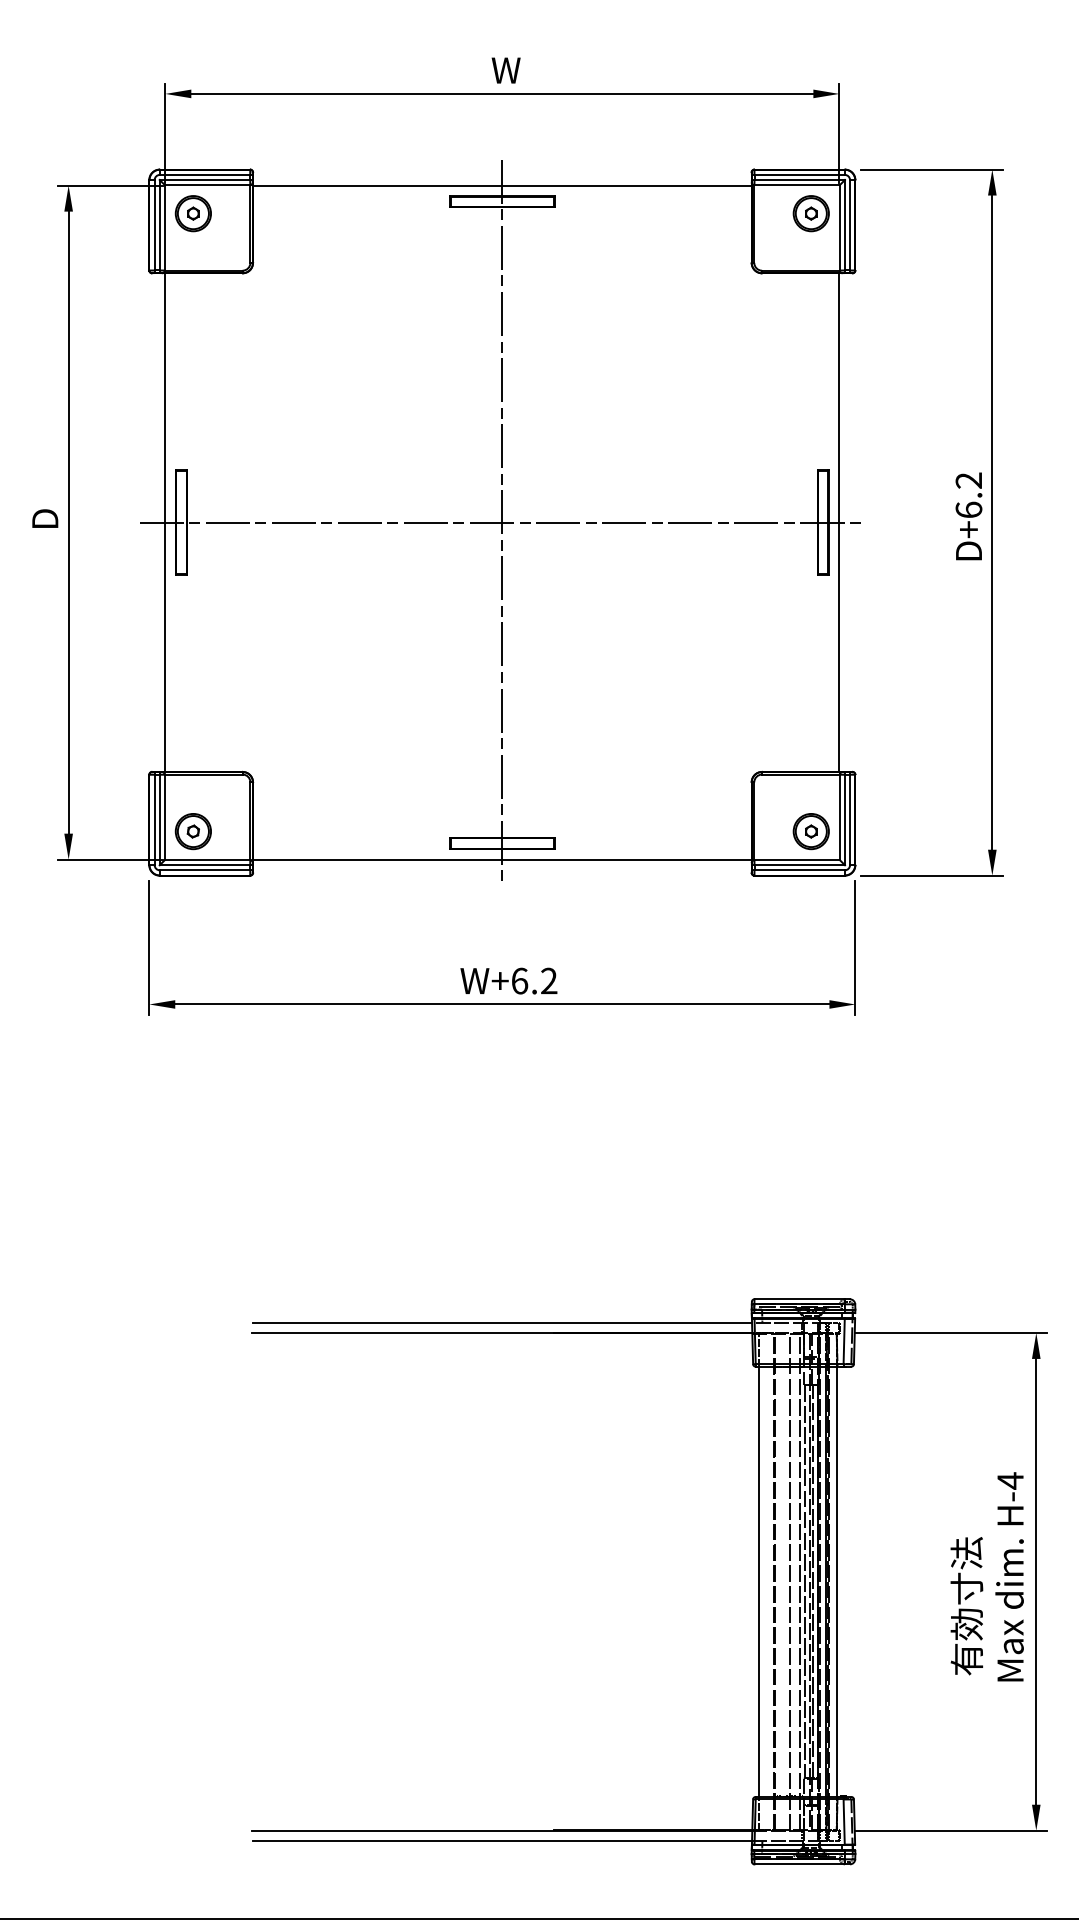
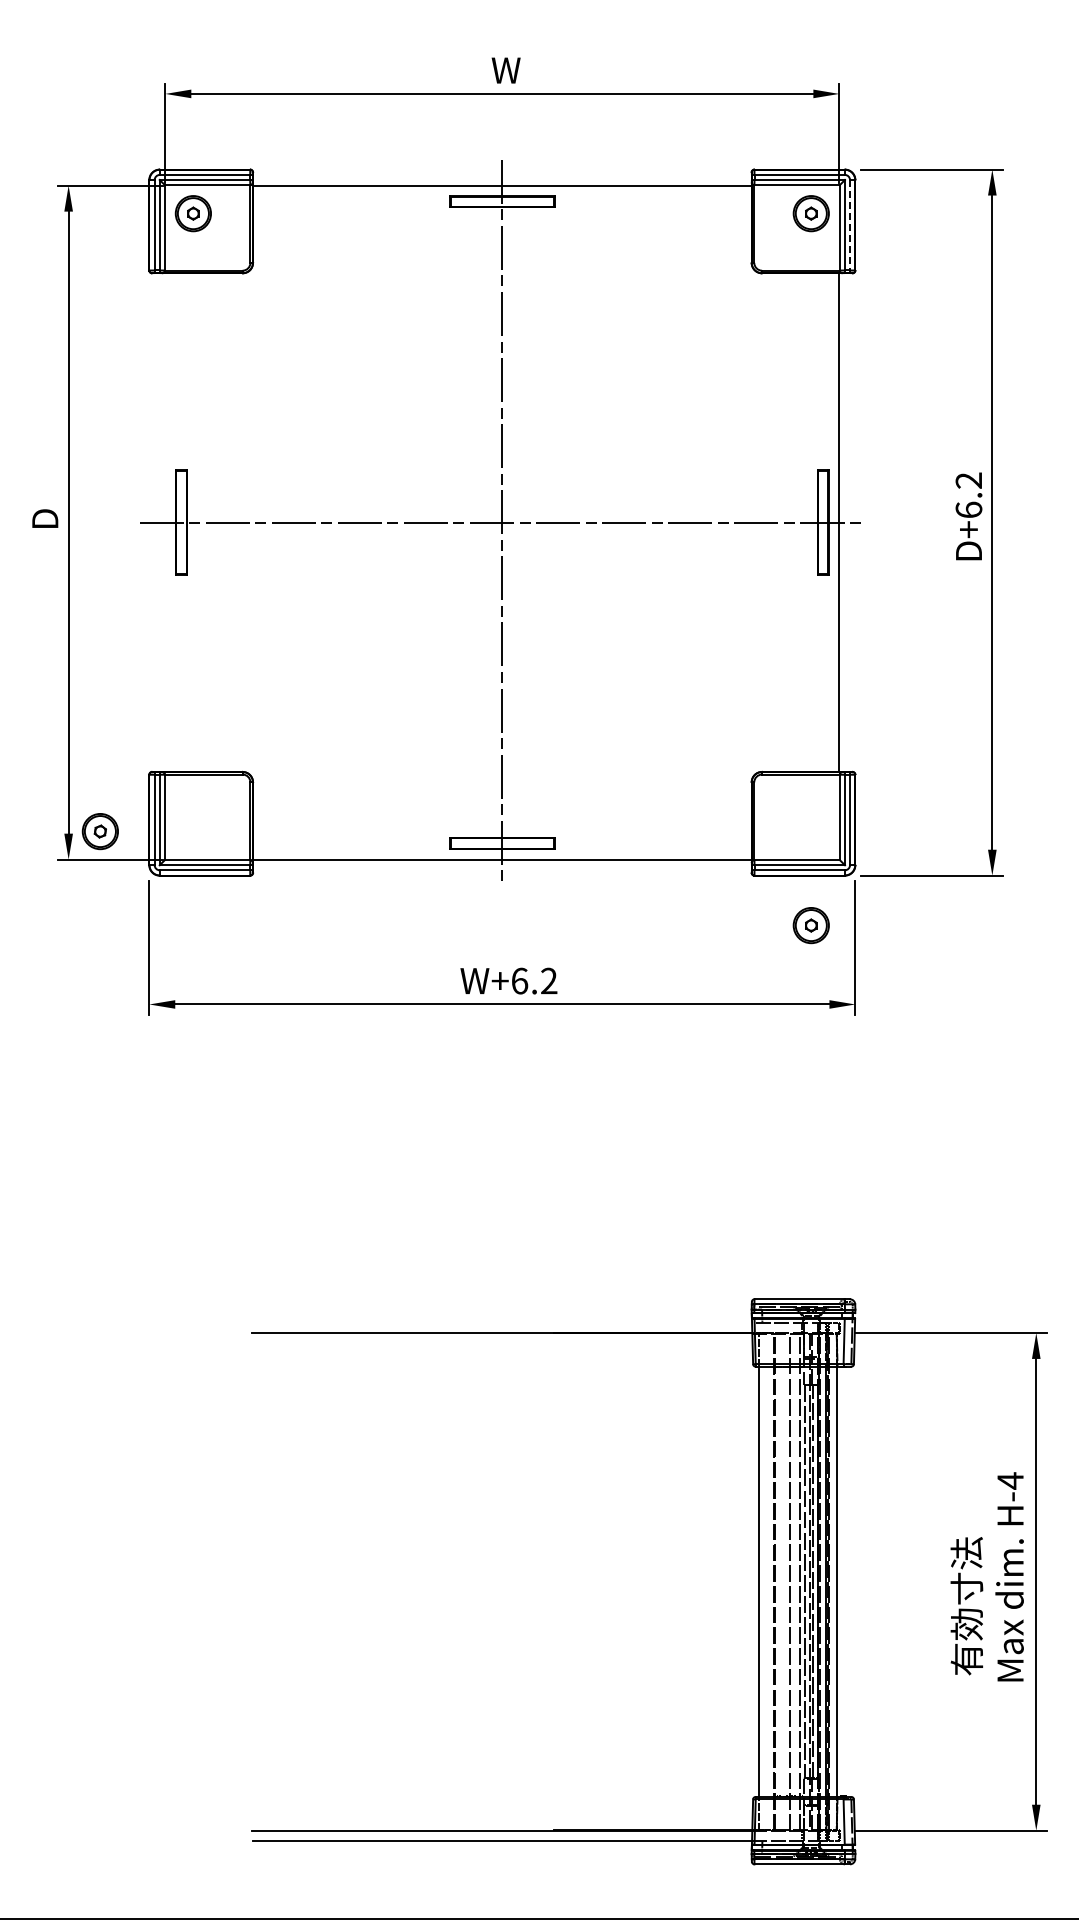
line: solid -> dashed (850, 225)
line: present -> none (165, 522)
part position: (192, 831) -> (99, 831) (99, 831)
part position: (810, 831) -> (810, 925) (810, 925)
line: present -> none (502, 1322)
